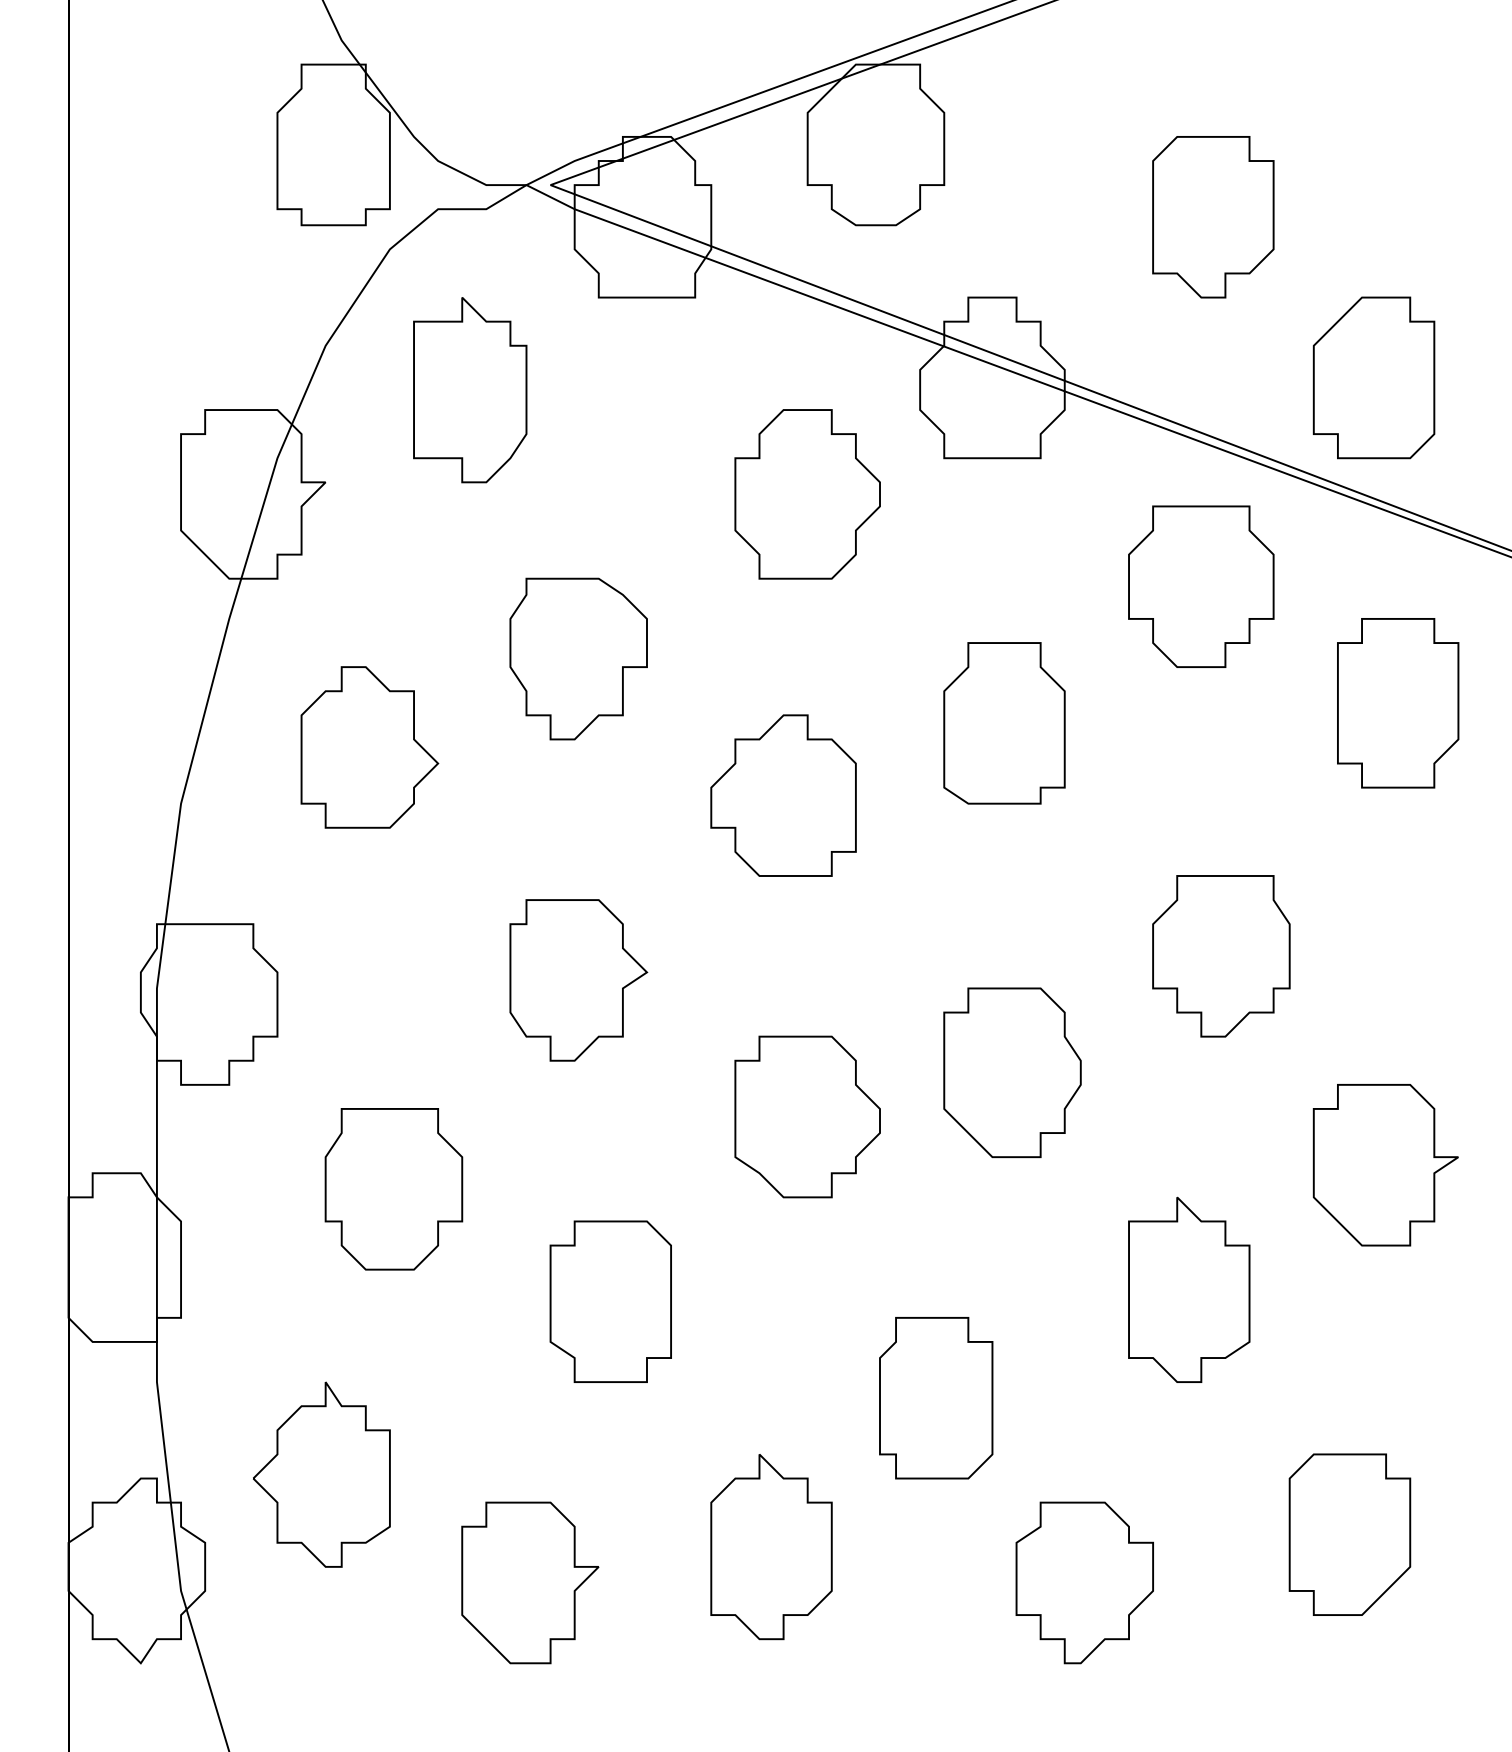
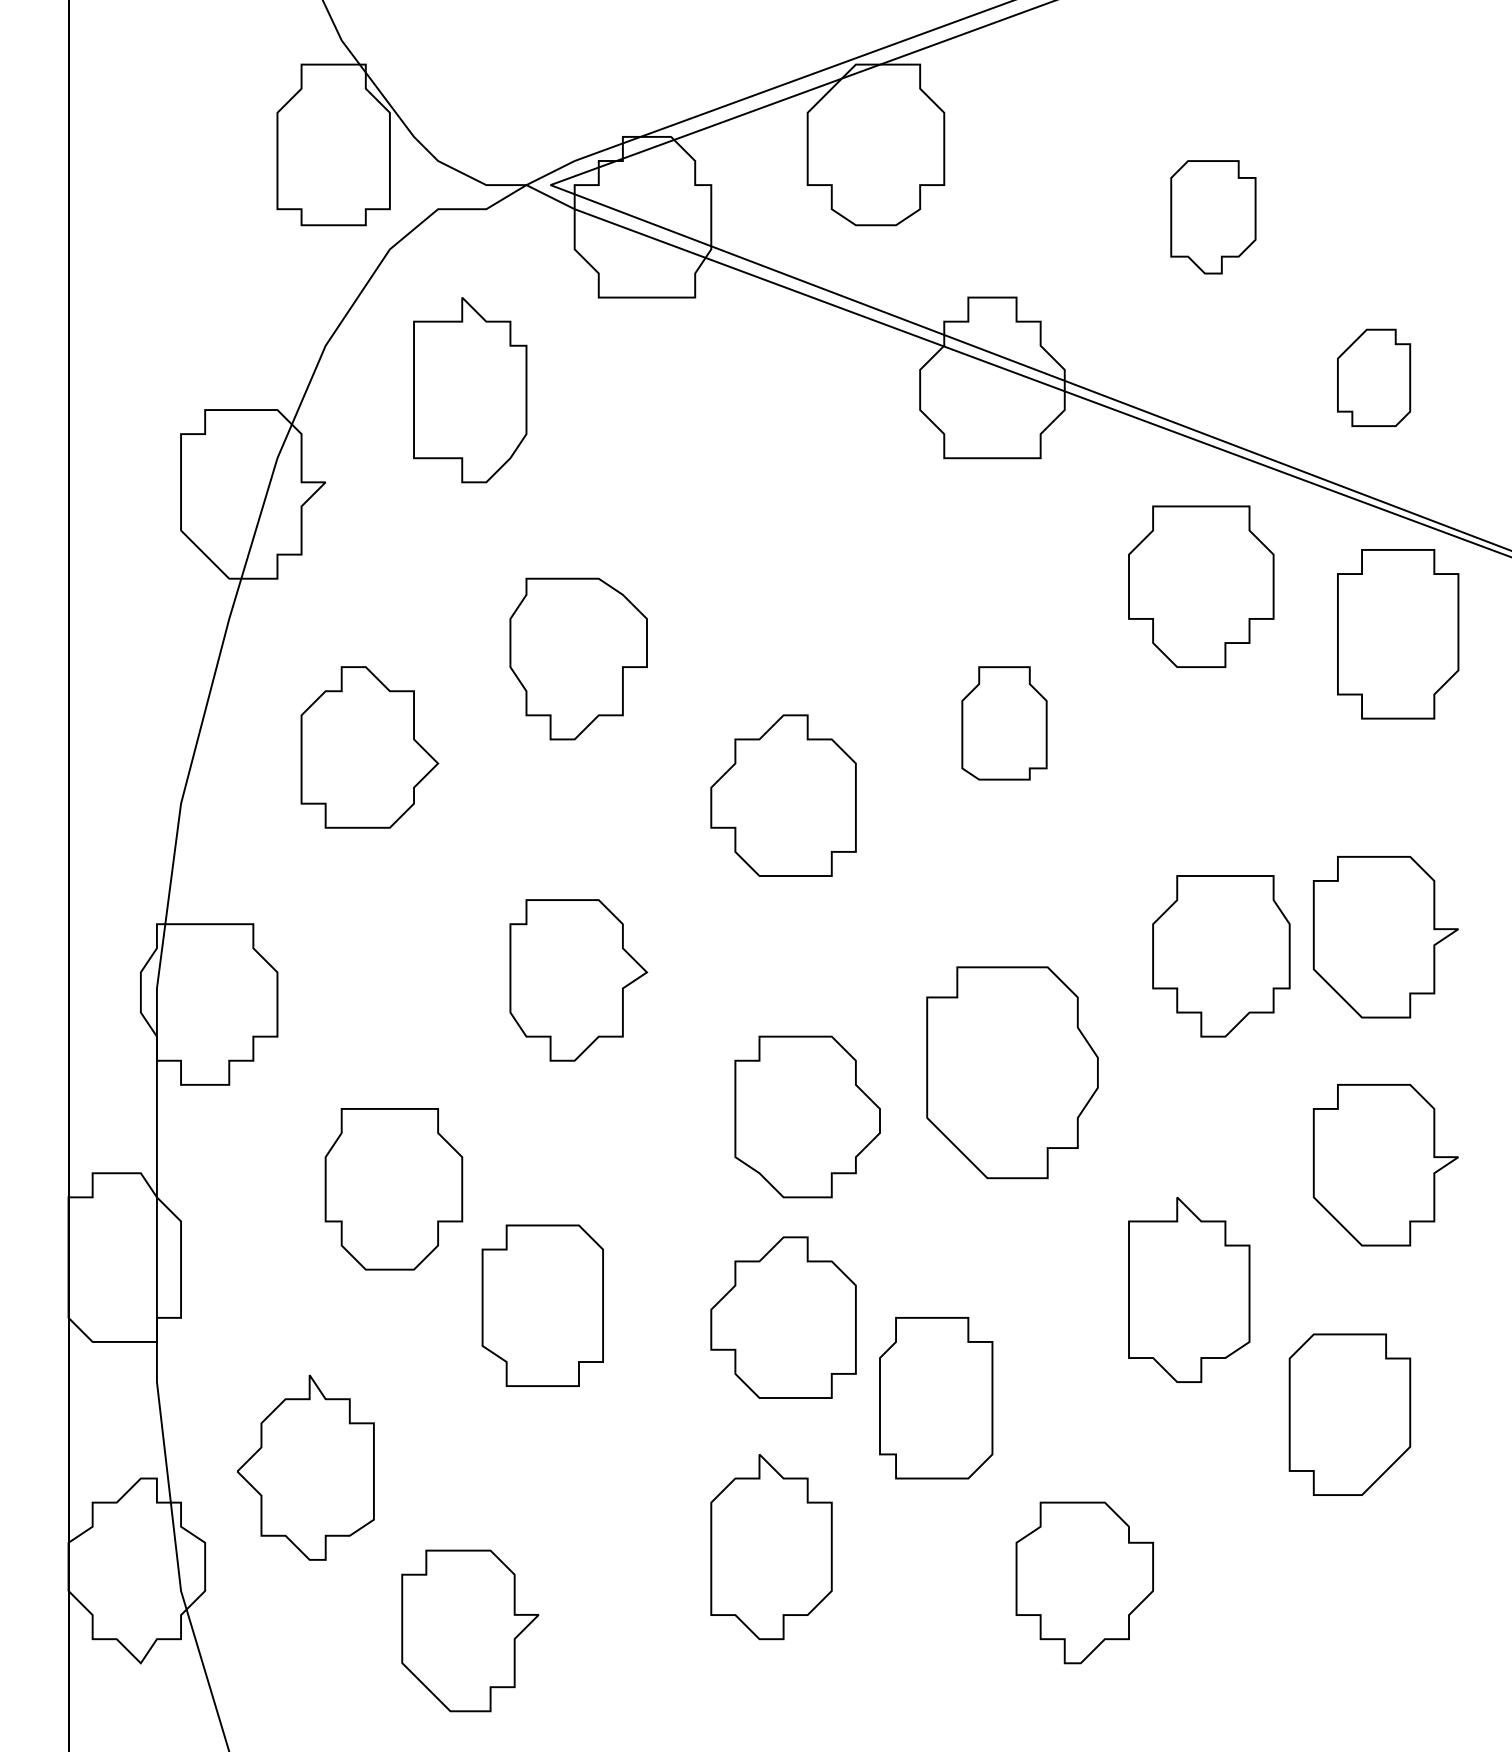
part size: 123x163 px -> 87x115 px (1213, 217)
part size: 124x164 px -> 75x99 px (1374, 377)
part: present -> none (807, 494)
part position: (1398, 703) -> (1398, 634) (1398, 634)
part size: 123x163 px -> 87x115 px (1004, 723)
part: none -> present (1385, 937)
part size: 139x172 px -> 173x214 px (1012, 1072)
part position: (610, 1301) -> (542, 1305) (542, 1305)
part: none -> present (783, 1317)
part position: (321, 1474) -> (305, 1467) (305, 1467)
part position: (1349, 1534) -> (1349, 1414) (1349, 1414)
part position: (530, 1582) -> (470, 1630) (470, 1630)
